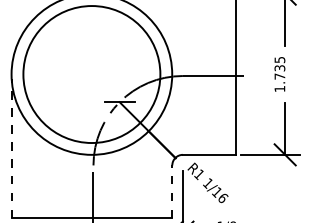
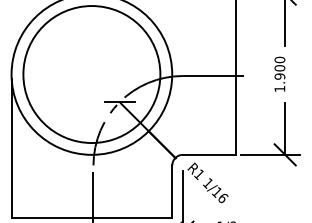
text: 1.735 -> 1.900 (279, 67)
line: dashed -> solid (11, 148)
line: dashed -> solid (172, 191)
